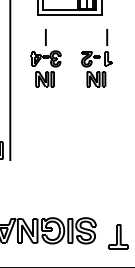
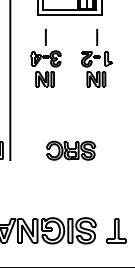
line position: (107, 37) -> (97, 37) (97, 37)
part: none -> present (71, 150)
part position: (118, 236) -> (116, 230) (116, 230)
